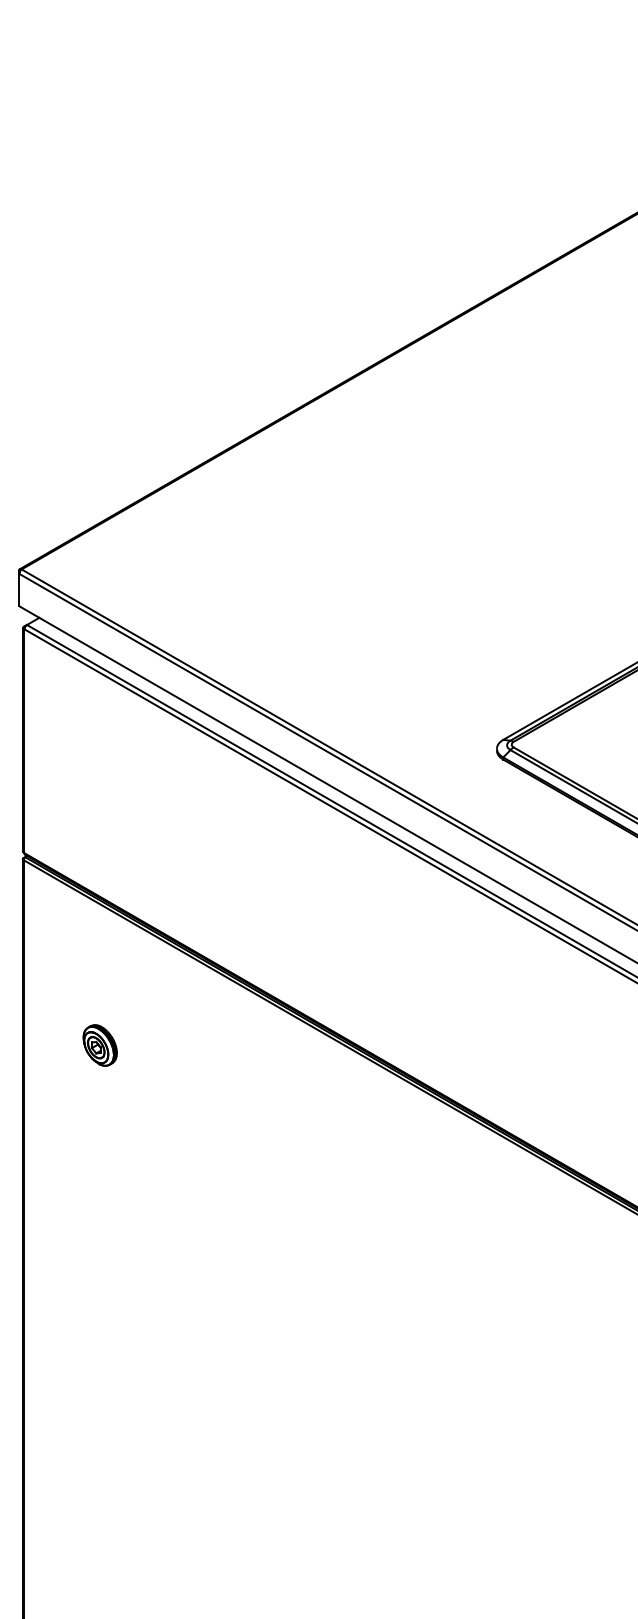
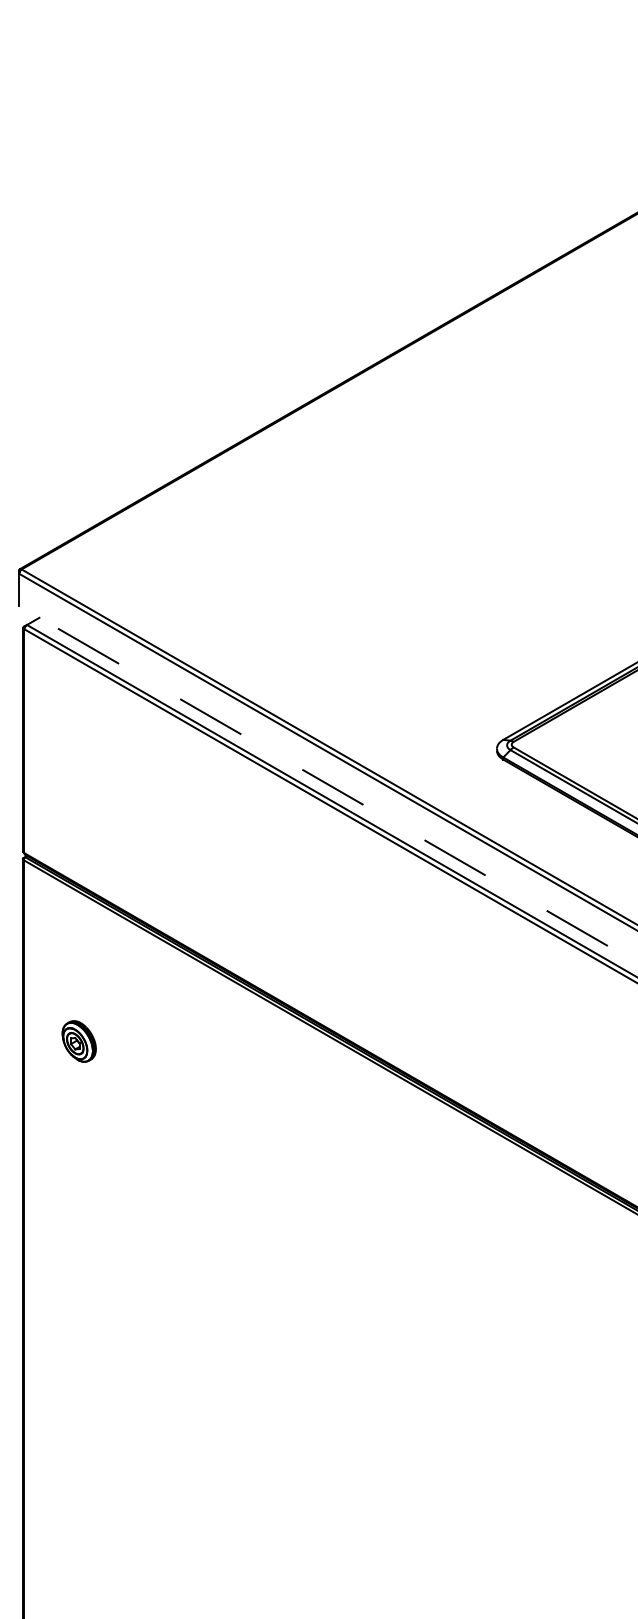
line: solid -> dashed (328, 784)
part position: (99, 1045) -> (78, 1041) (78, 1041)
